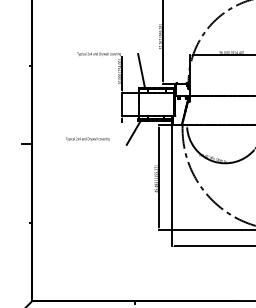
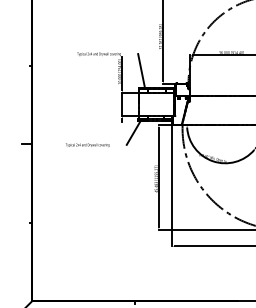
text position: (87, 138) -> (87, 144) (87, 144)
